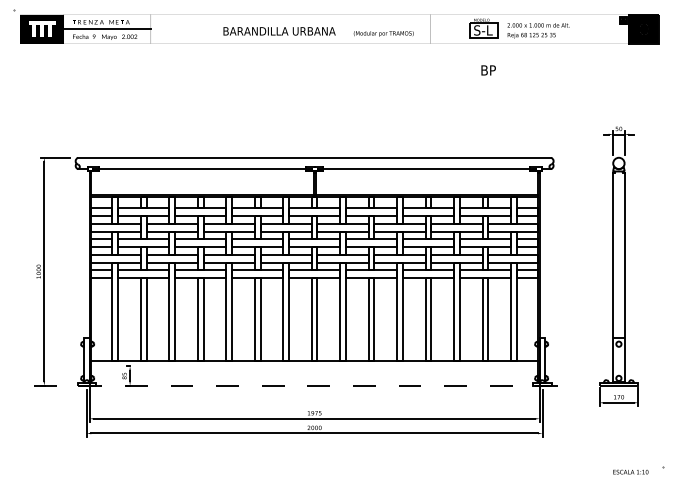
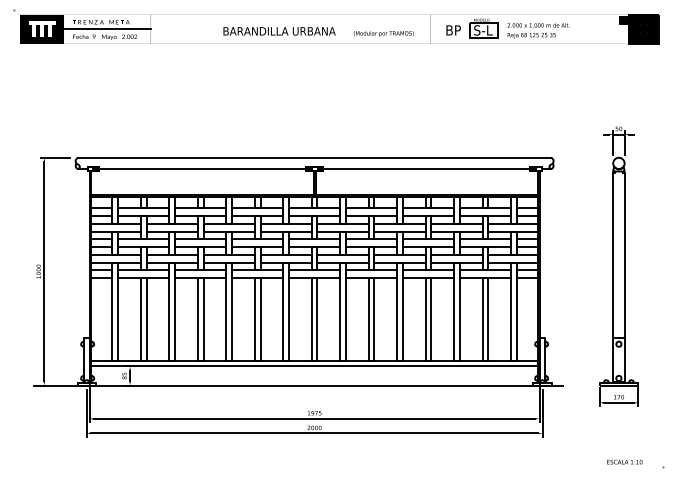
text position: (488, 70) -> (453, 30) (453, 30)
line: none -> present (314, 366)
line: dashed -> solid (298, 385)
text position: (630, 471) -> (624, 461) (624, 461)
